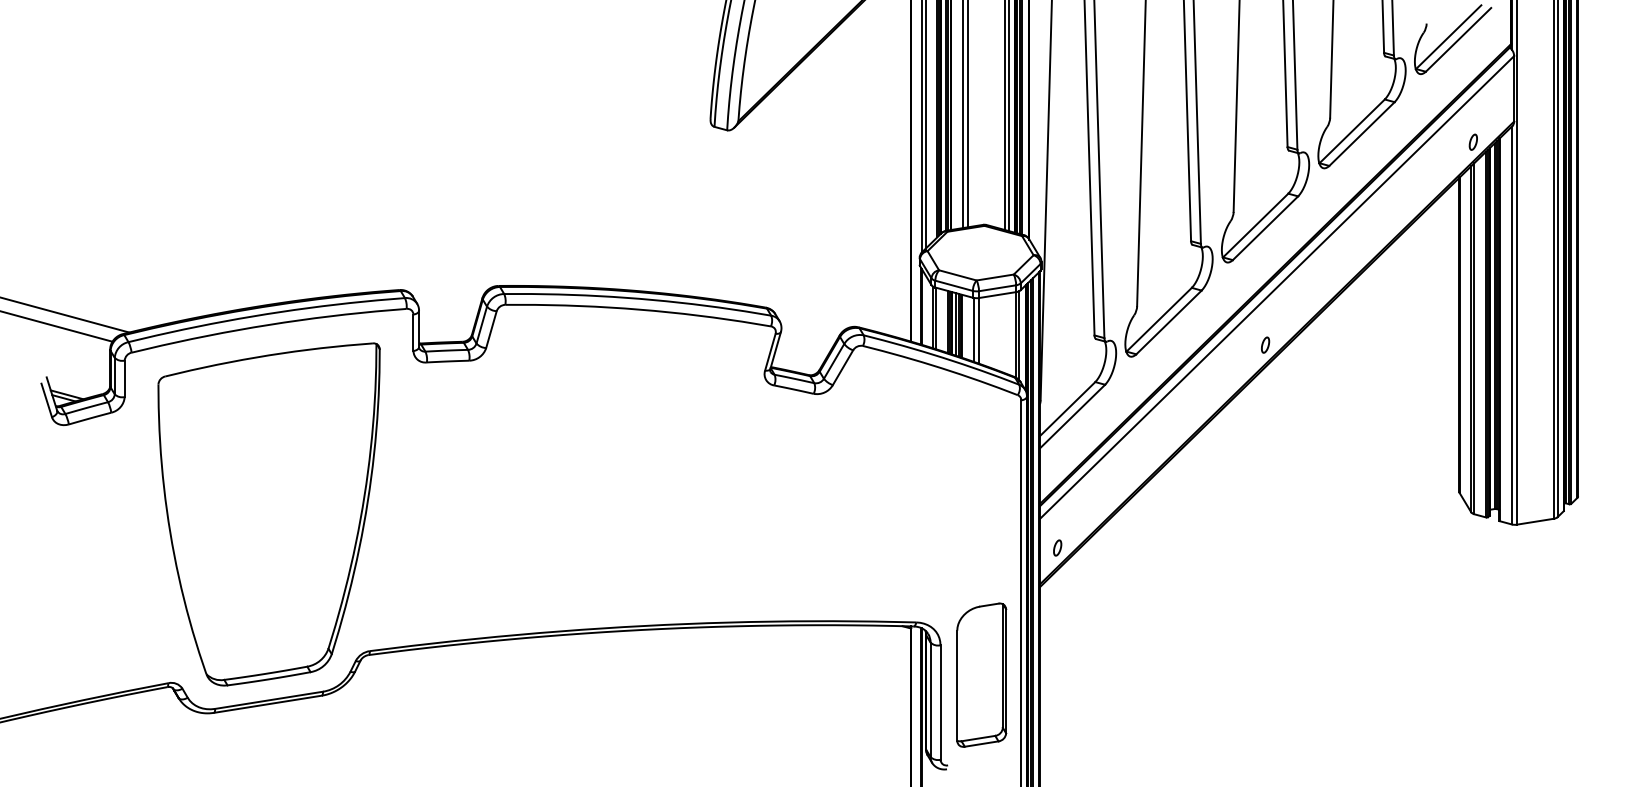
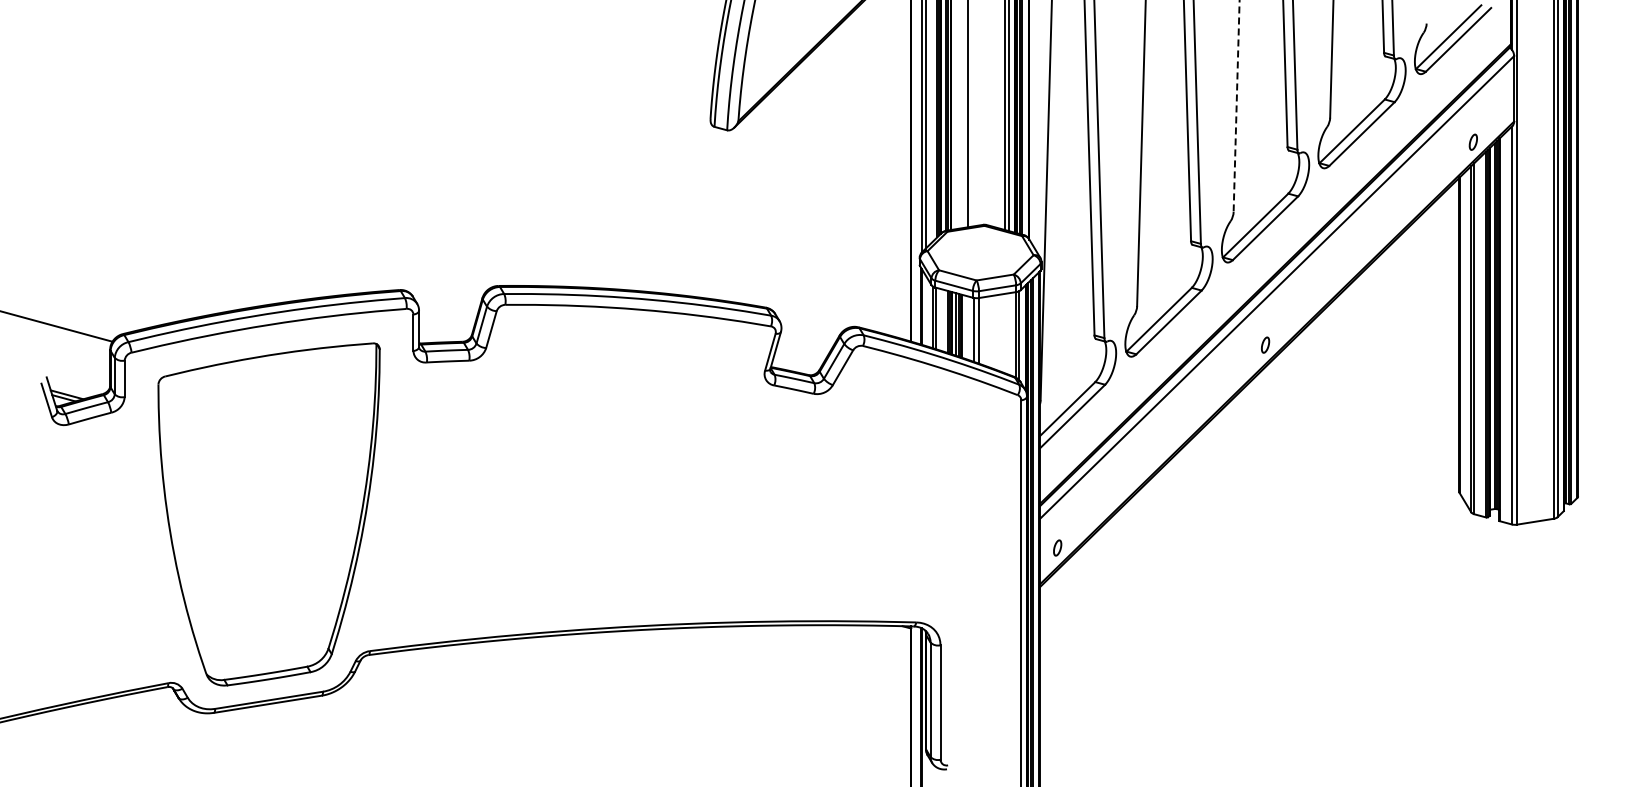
line: solid -> dashed (1236, 106)
line: present -> none (963, 115)
line: present -> none (65, 315)
part: present -> none (981, 674)
